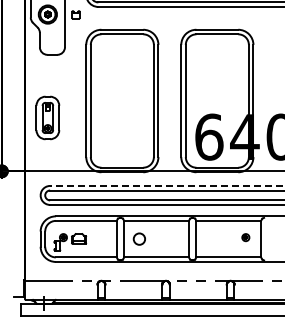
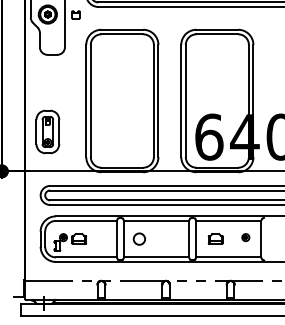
part position: (47, 117) -> (47, 131) (47, 131)
line: dashed -> solid (166, 185)
part: none -> present (215, 238)
